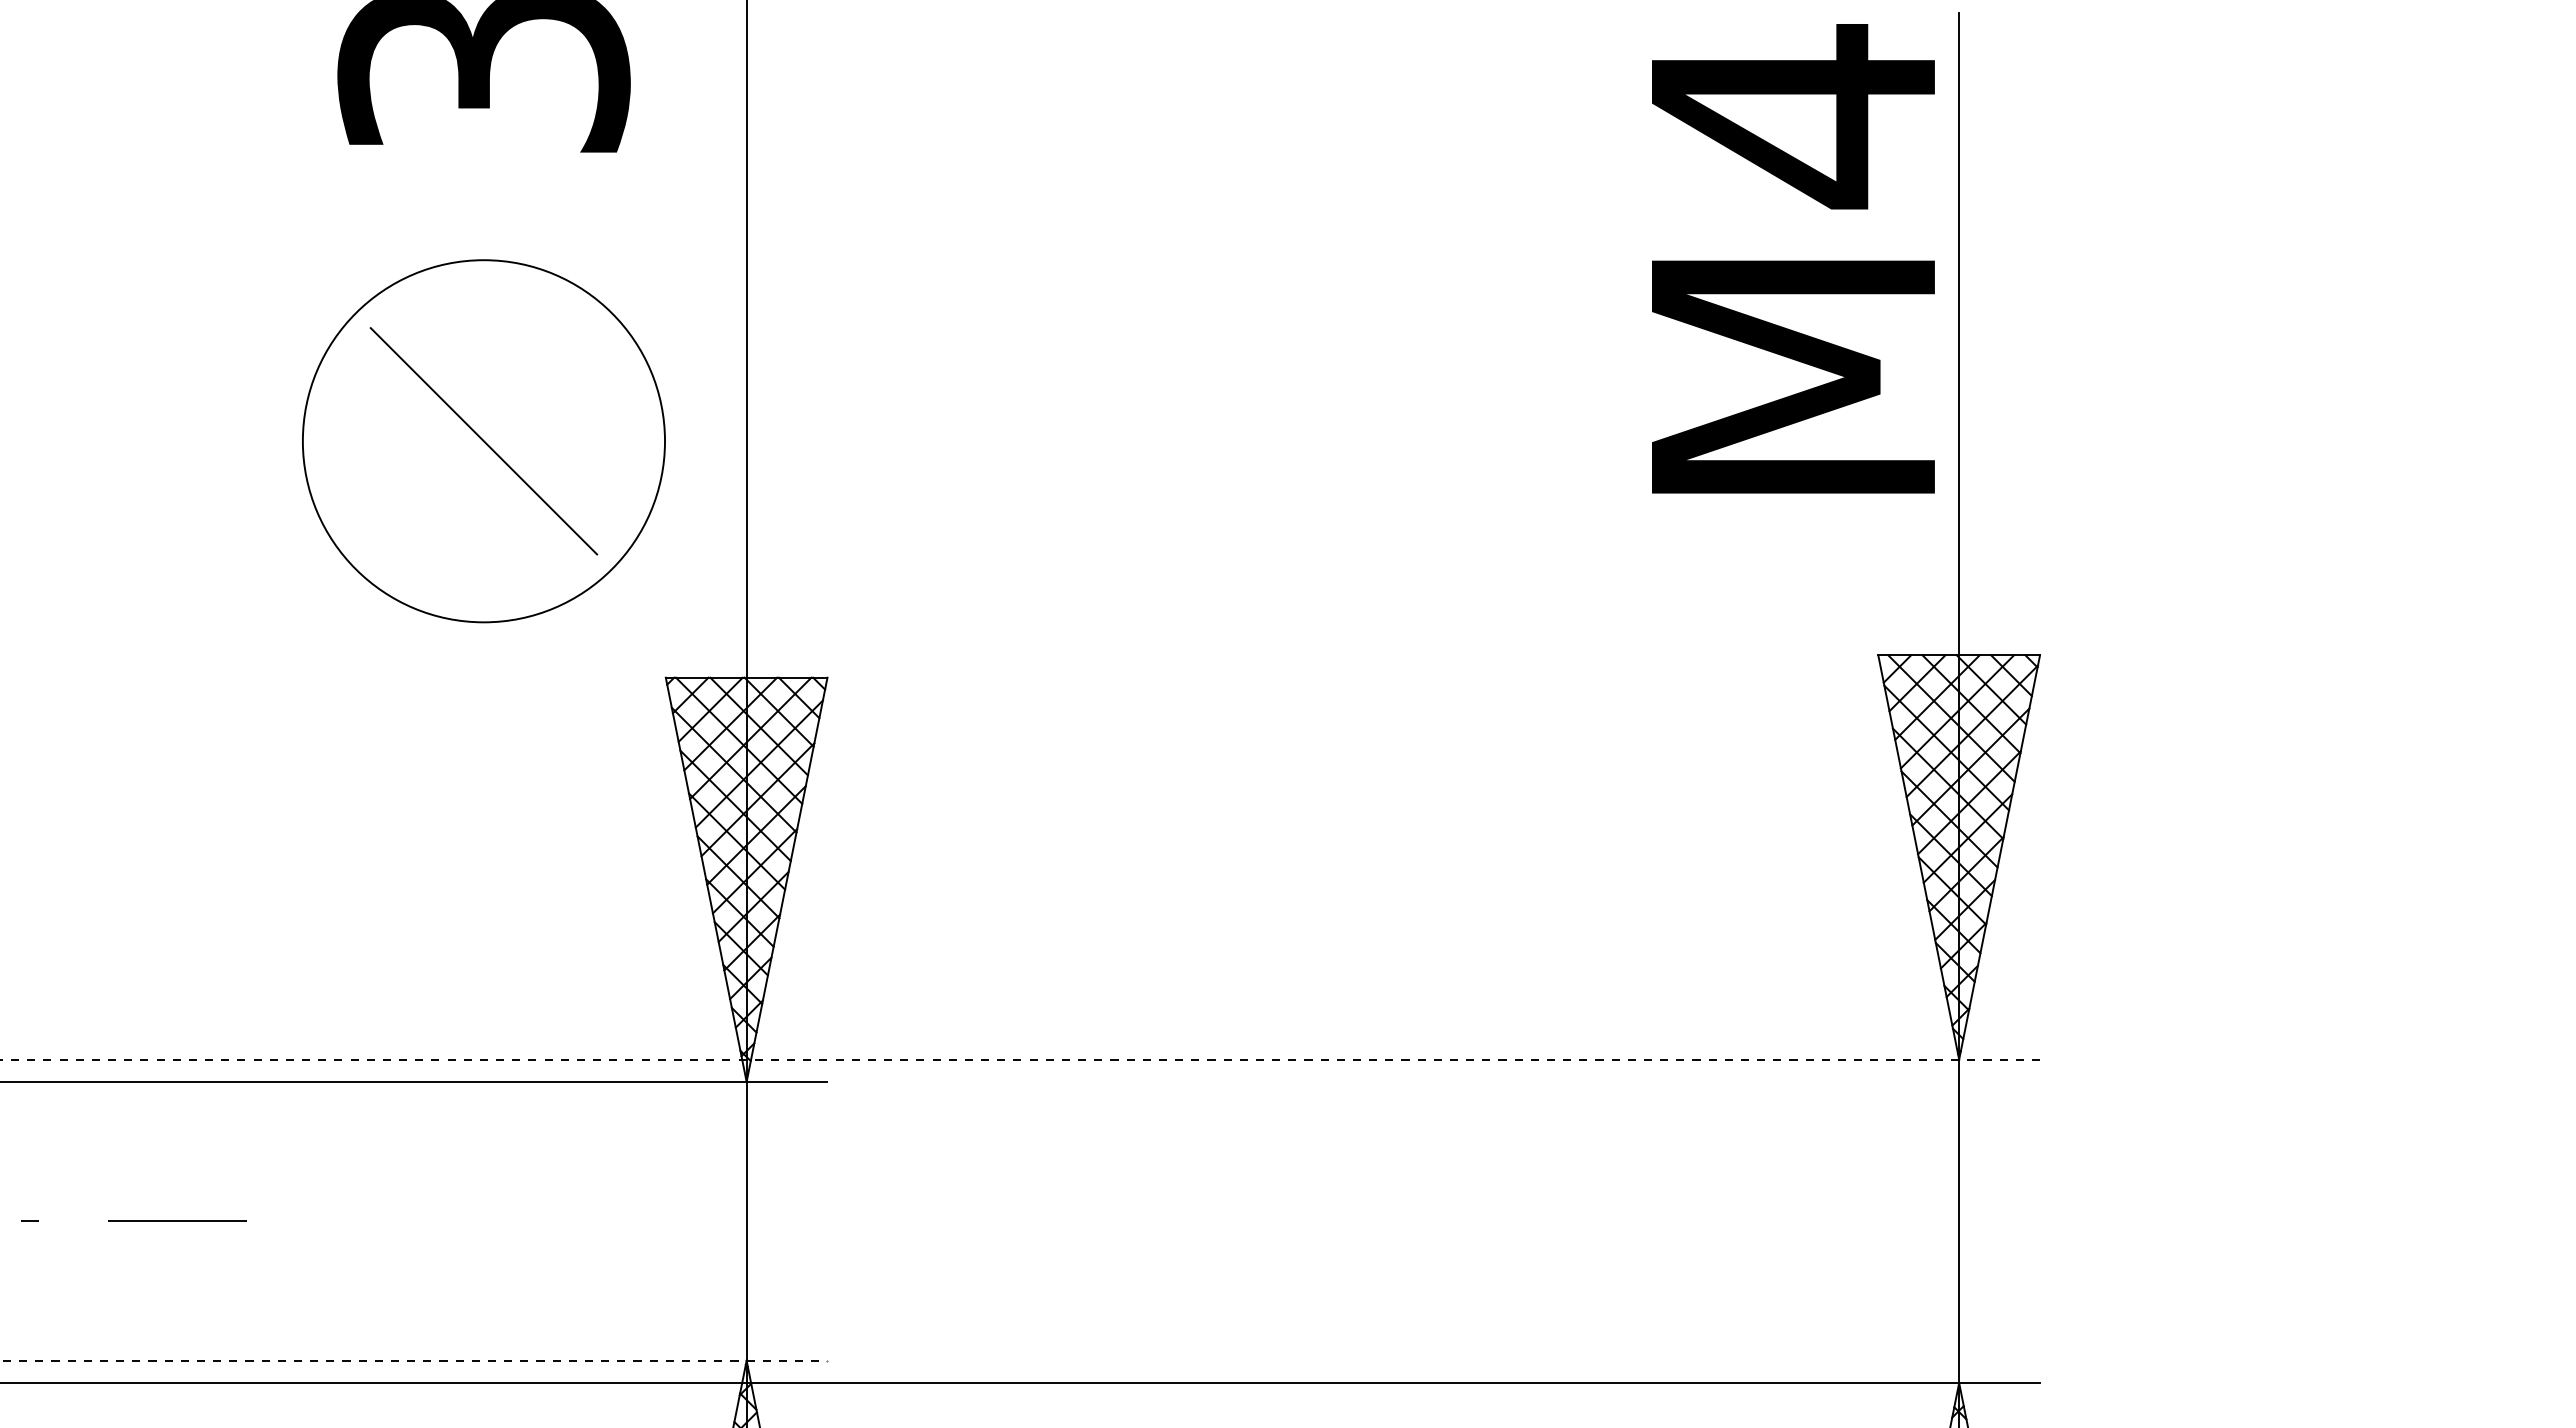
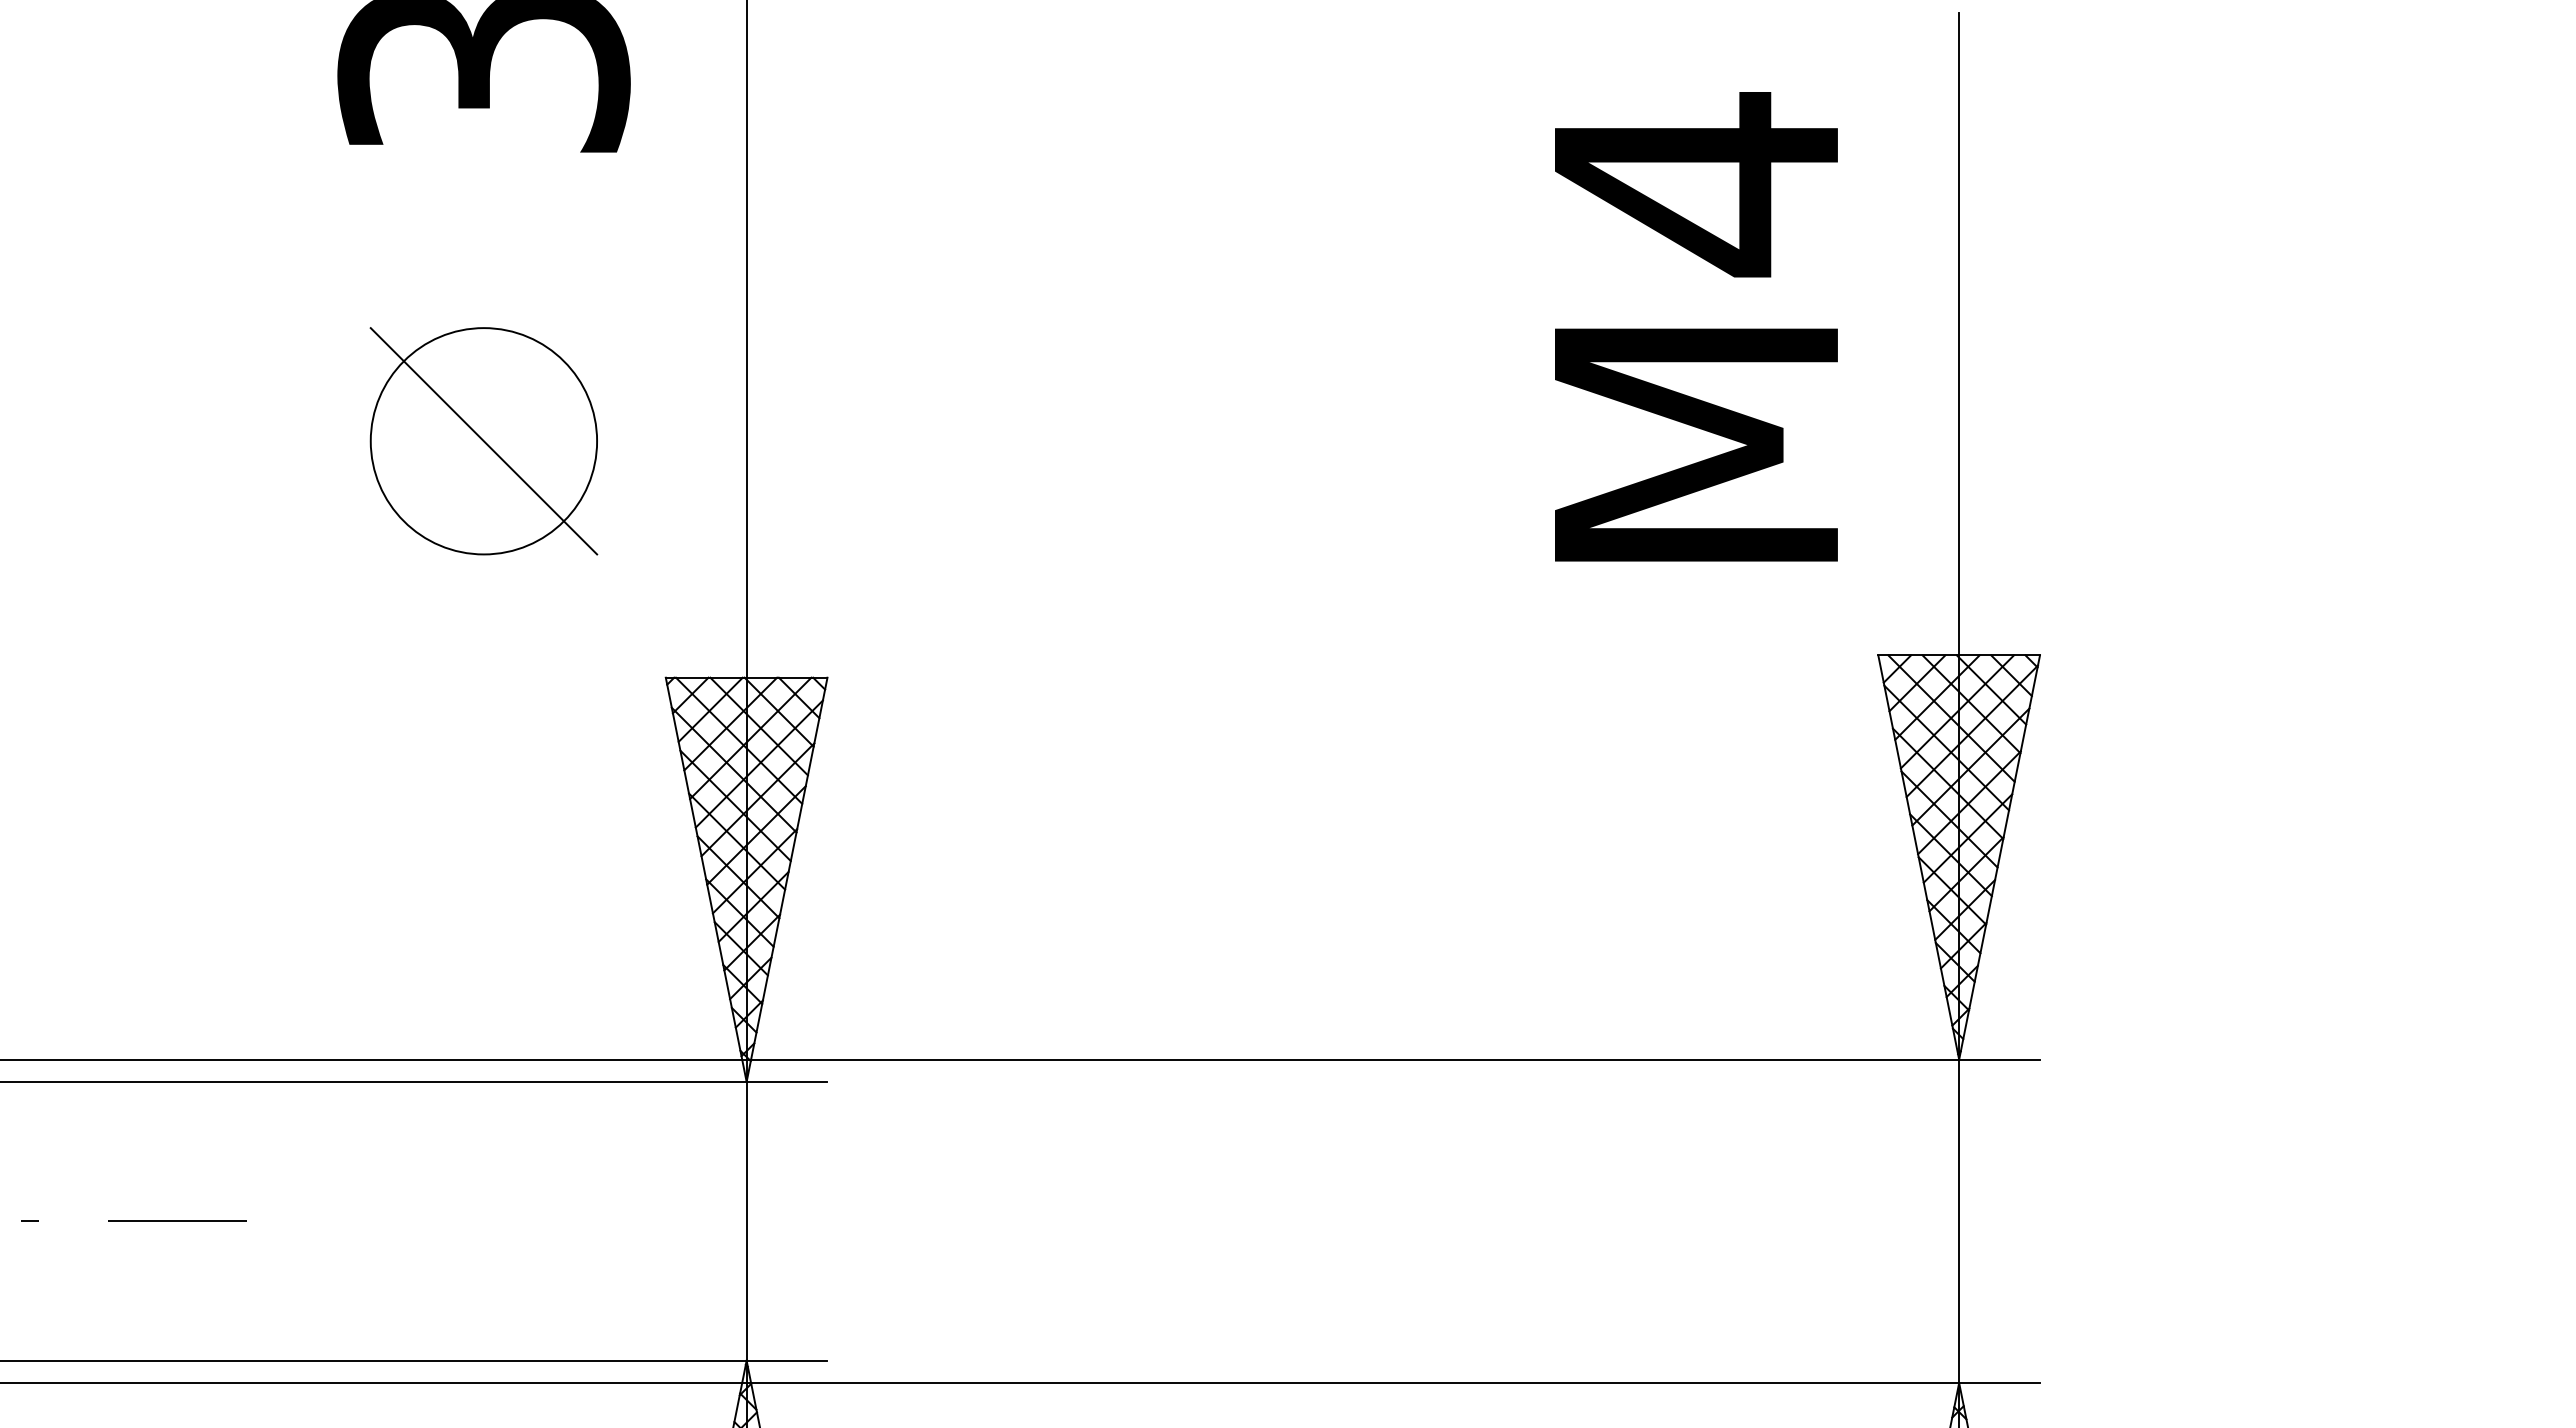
text position: (1793, 258) -> (1696, 326) (1696, 326)
circle diameter: 362 px -> 226 px (483, 441)
line: dashed -> solid (1020, 1059)
line: dashed -> solid (414, 1360)
